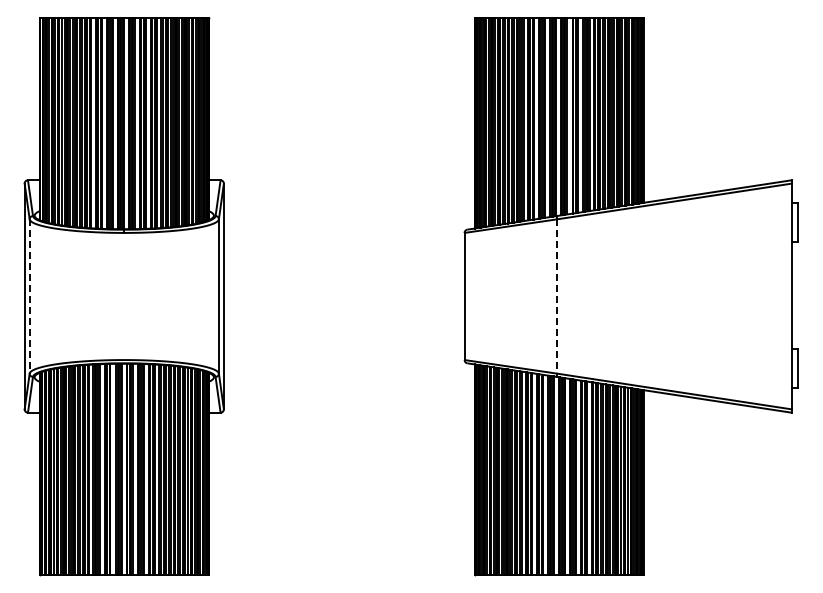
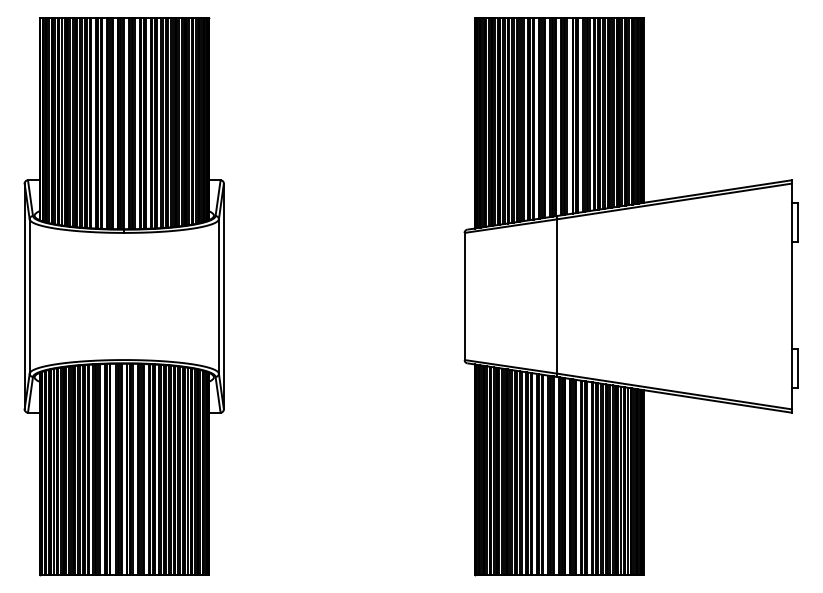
line: dashed -> solid (29, 296)
line: dashed -> solid (557, 296)
